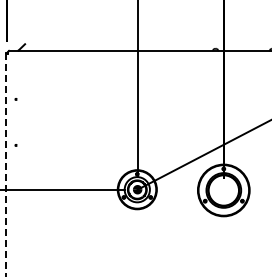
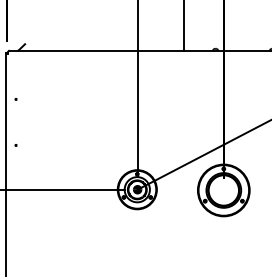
line: none -> present (184, 26)
line: dashed -> solid (6, 165)
